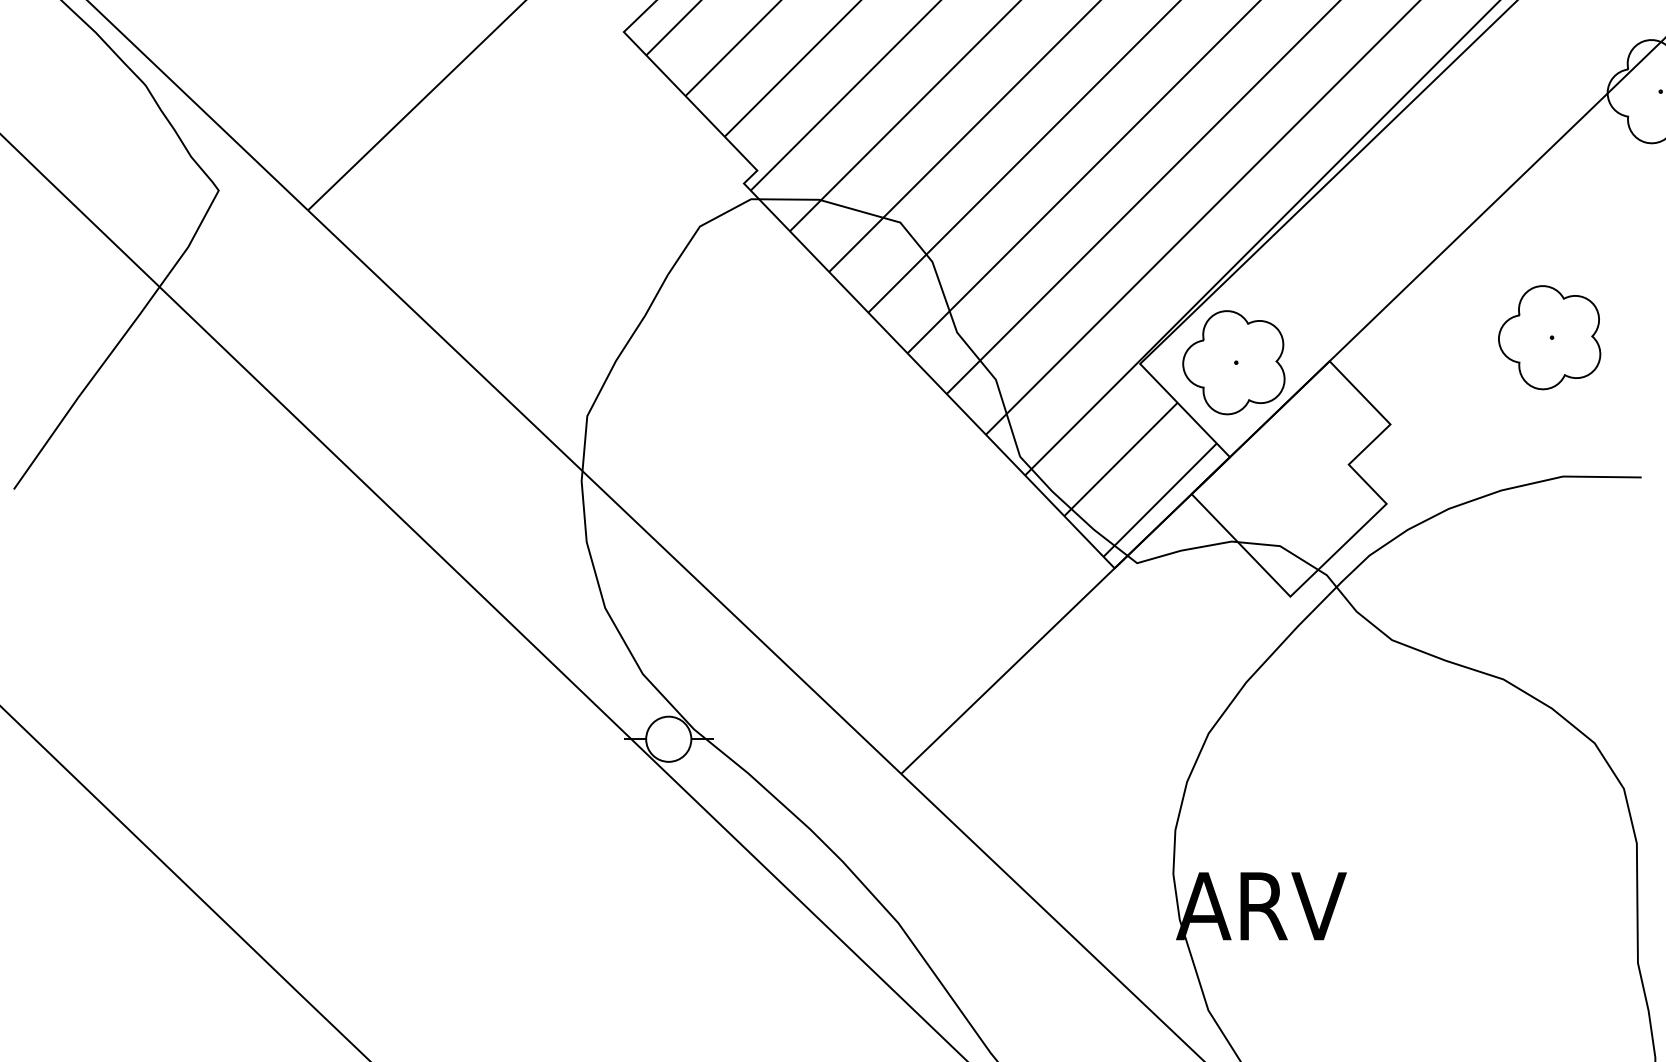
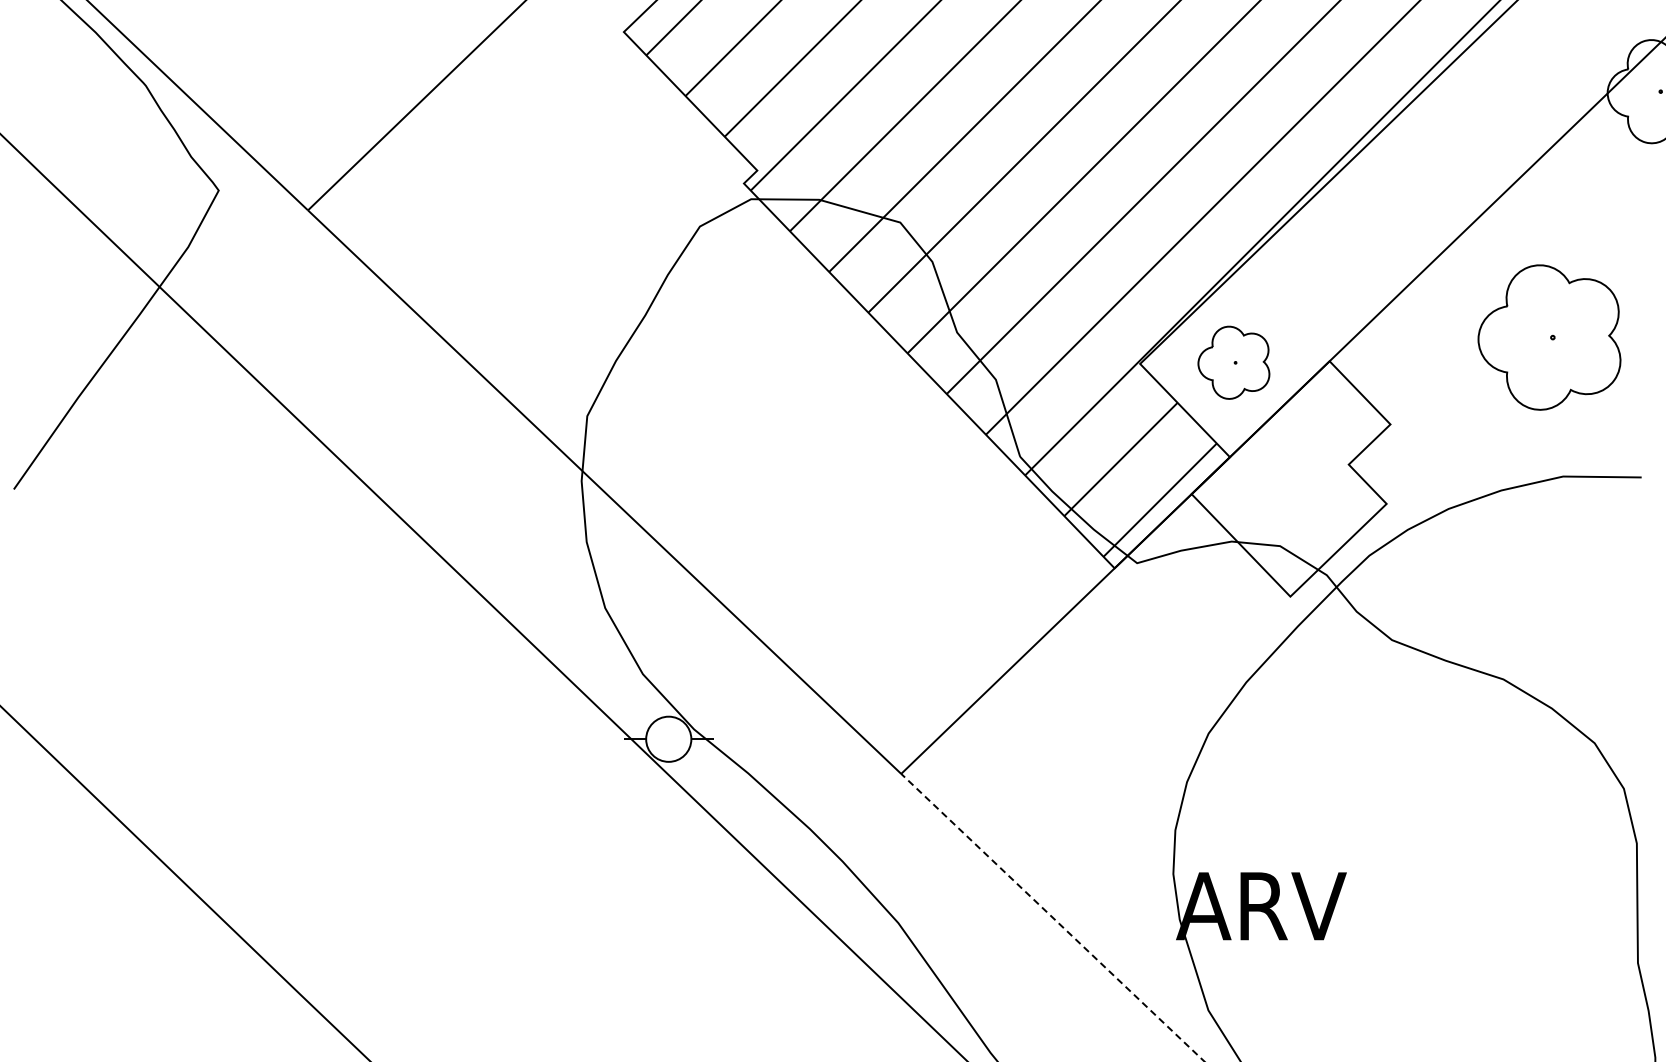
part size: 104x106 px -> 145x147 px (1549, 337)
part size: 104x106 px -> 74x75 px (1233, 362)
line: solid -> dashed (1052, 917)
